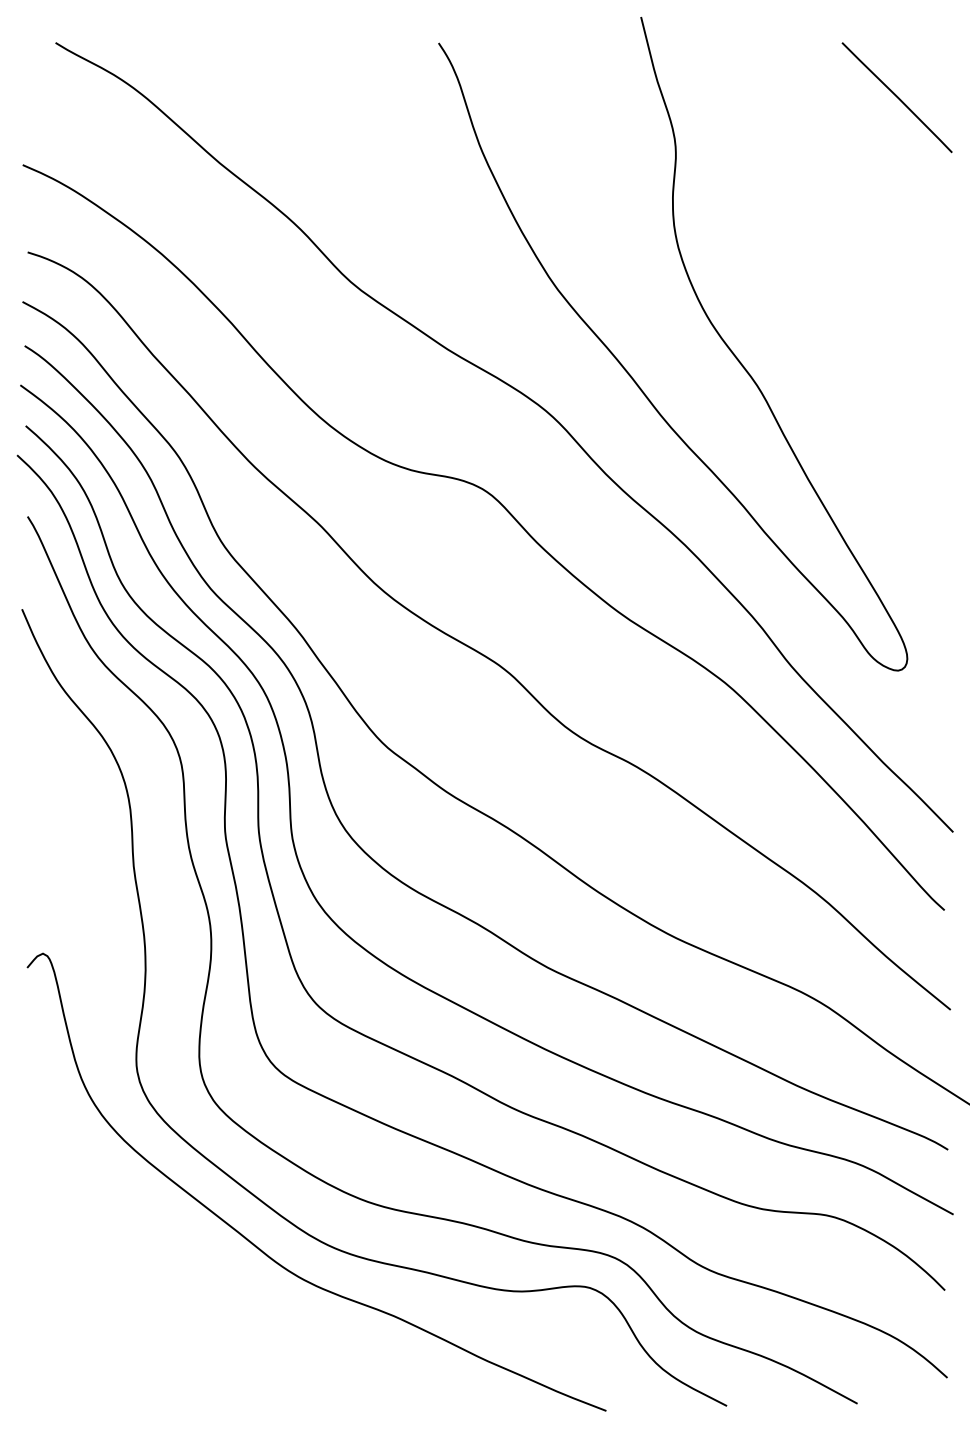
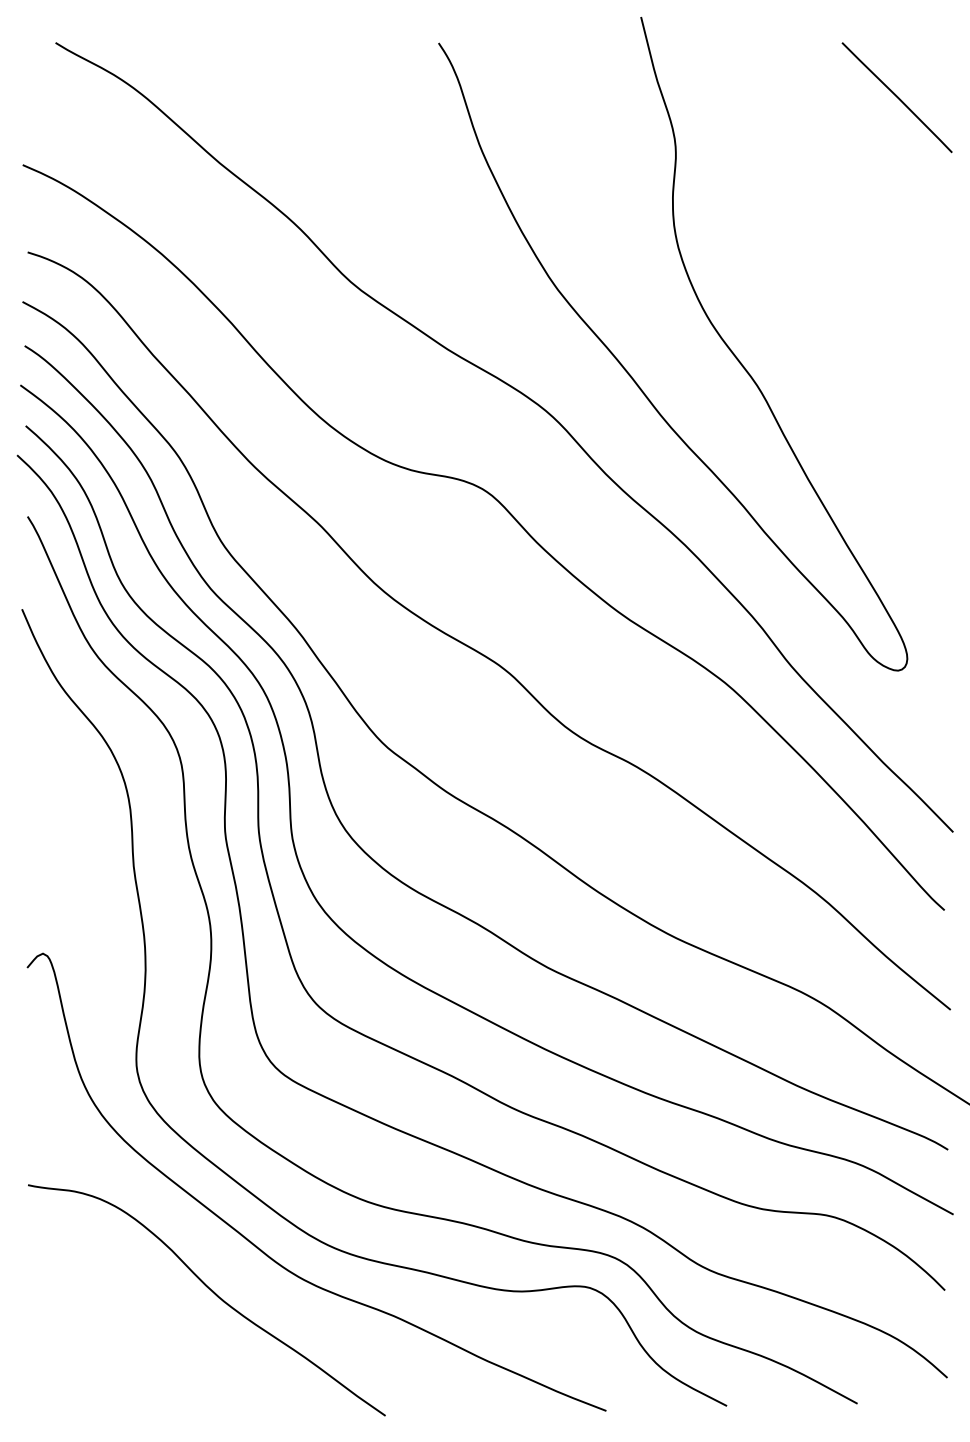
curve: none -> present (213, 1293)
